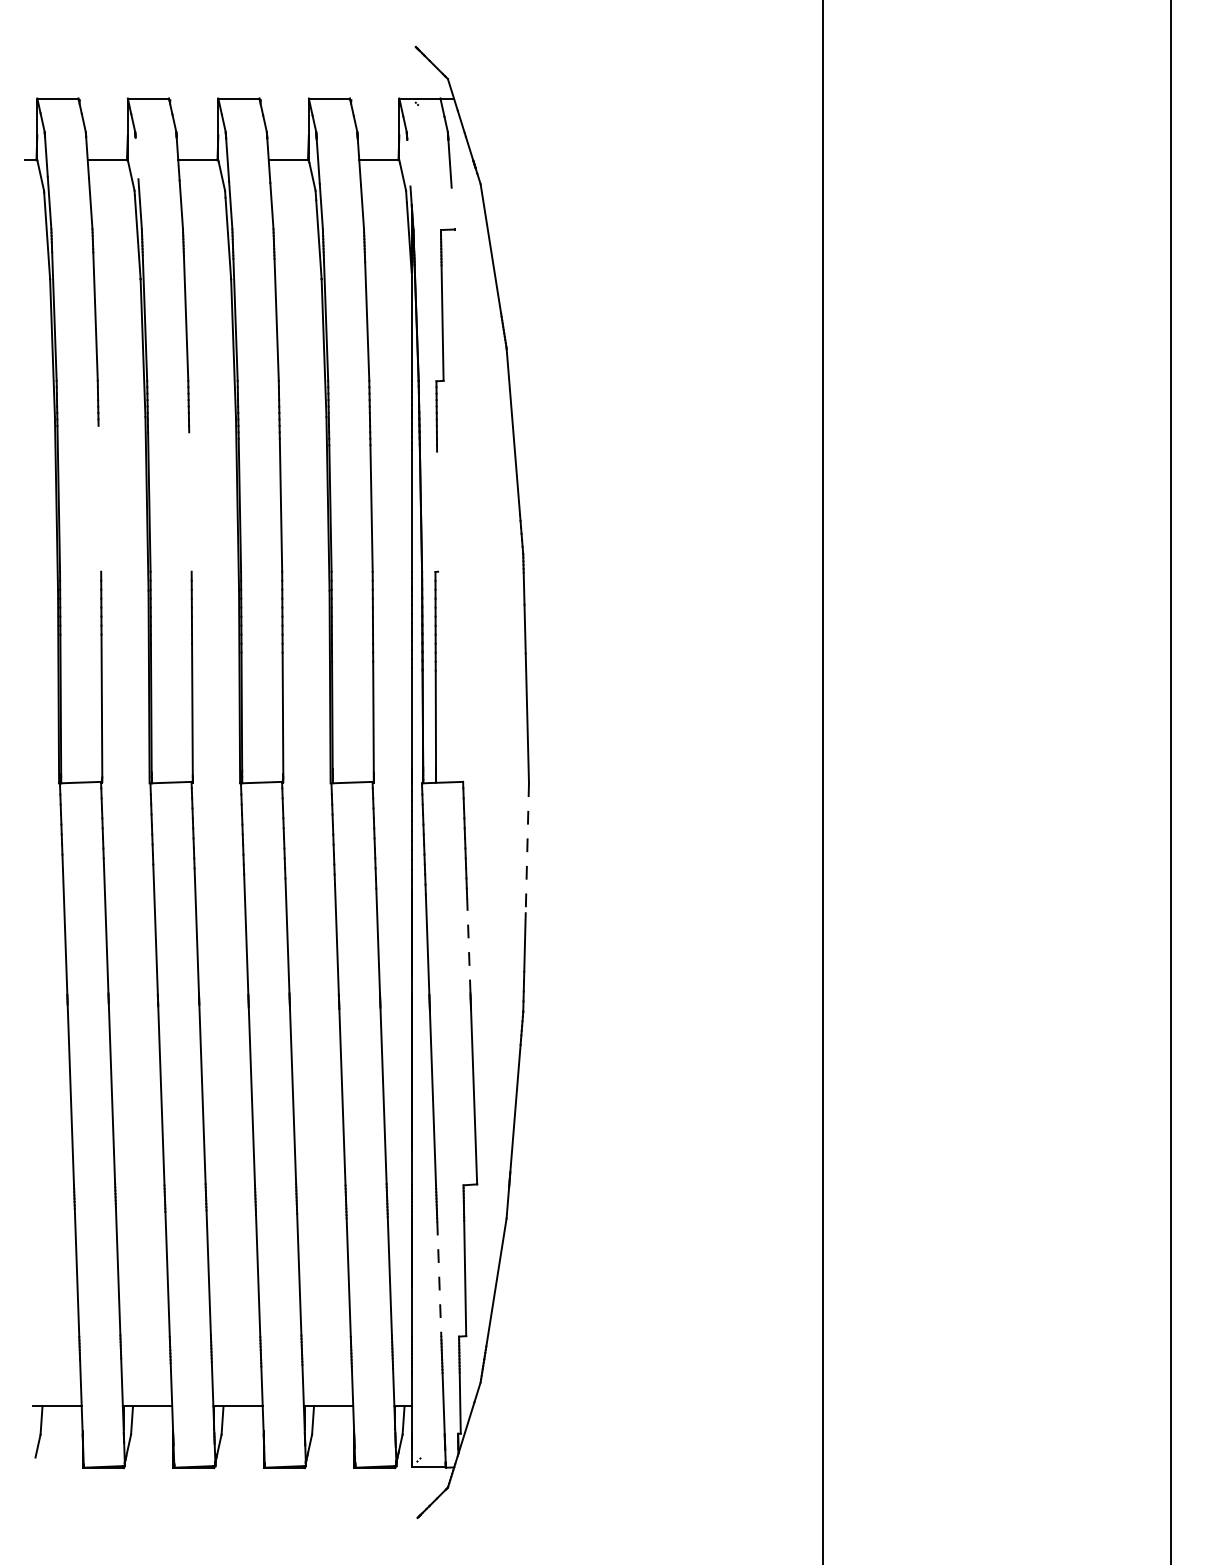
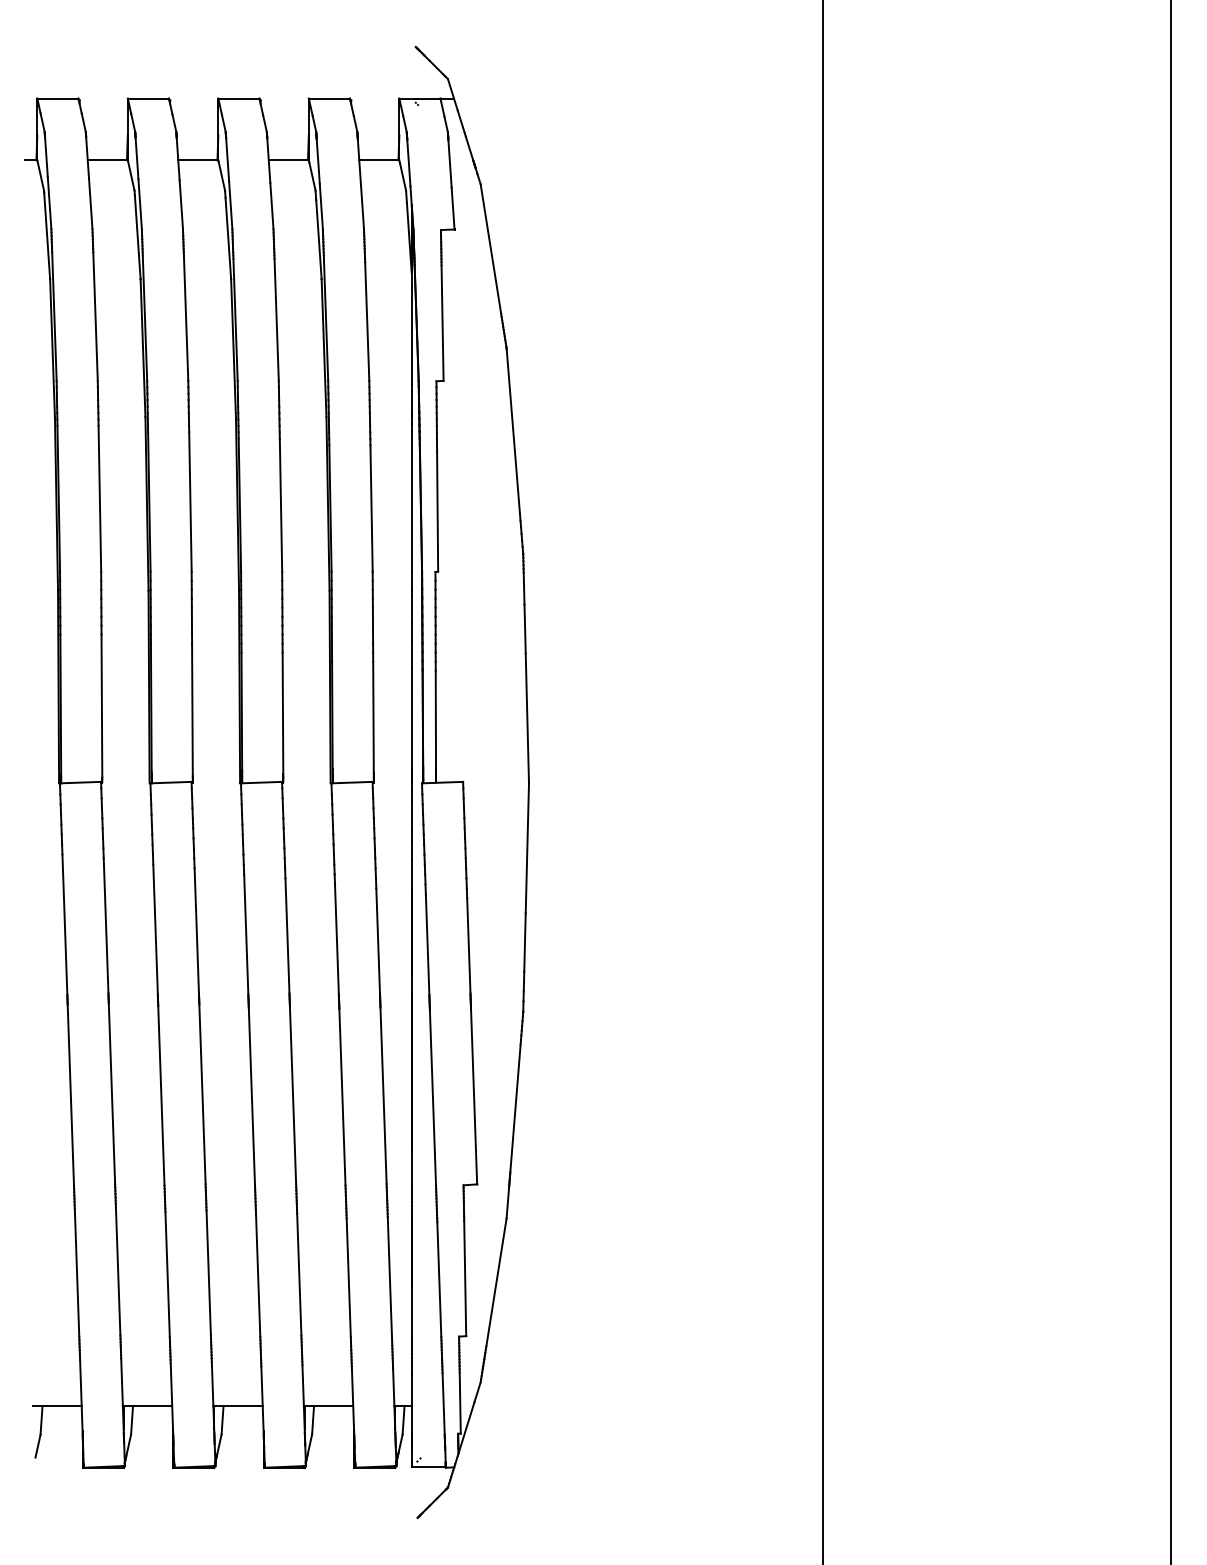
line: none -> present (136, 158)
line: none -> present (408, 163)
line: none -> present (452, 208)
line: none -> present (99, 498)
line: none -> present (190, 501)
line: none -> present (437, 511)
line: dashed -> solid (527, 848)
line: dashed -> solid (468, 945)
line: dashed -> solid (439, 1279)
